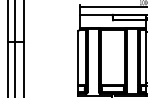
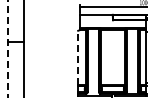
line: present -> none (14, 48)
line: solid -> dashed (8, 49)
line: solid -> dashed (78, 57)
